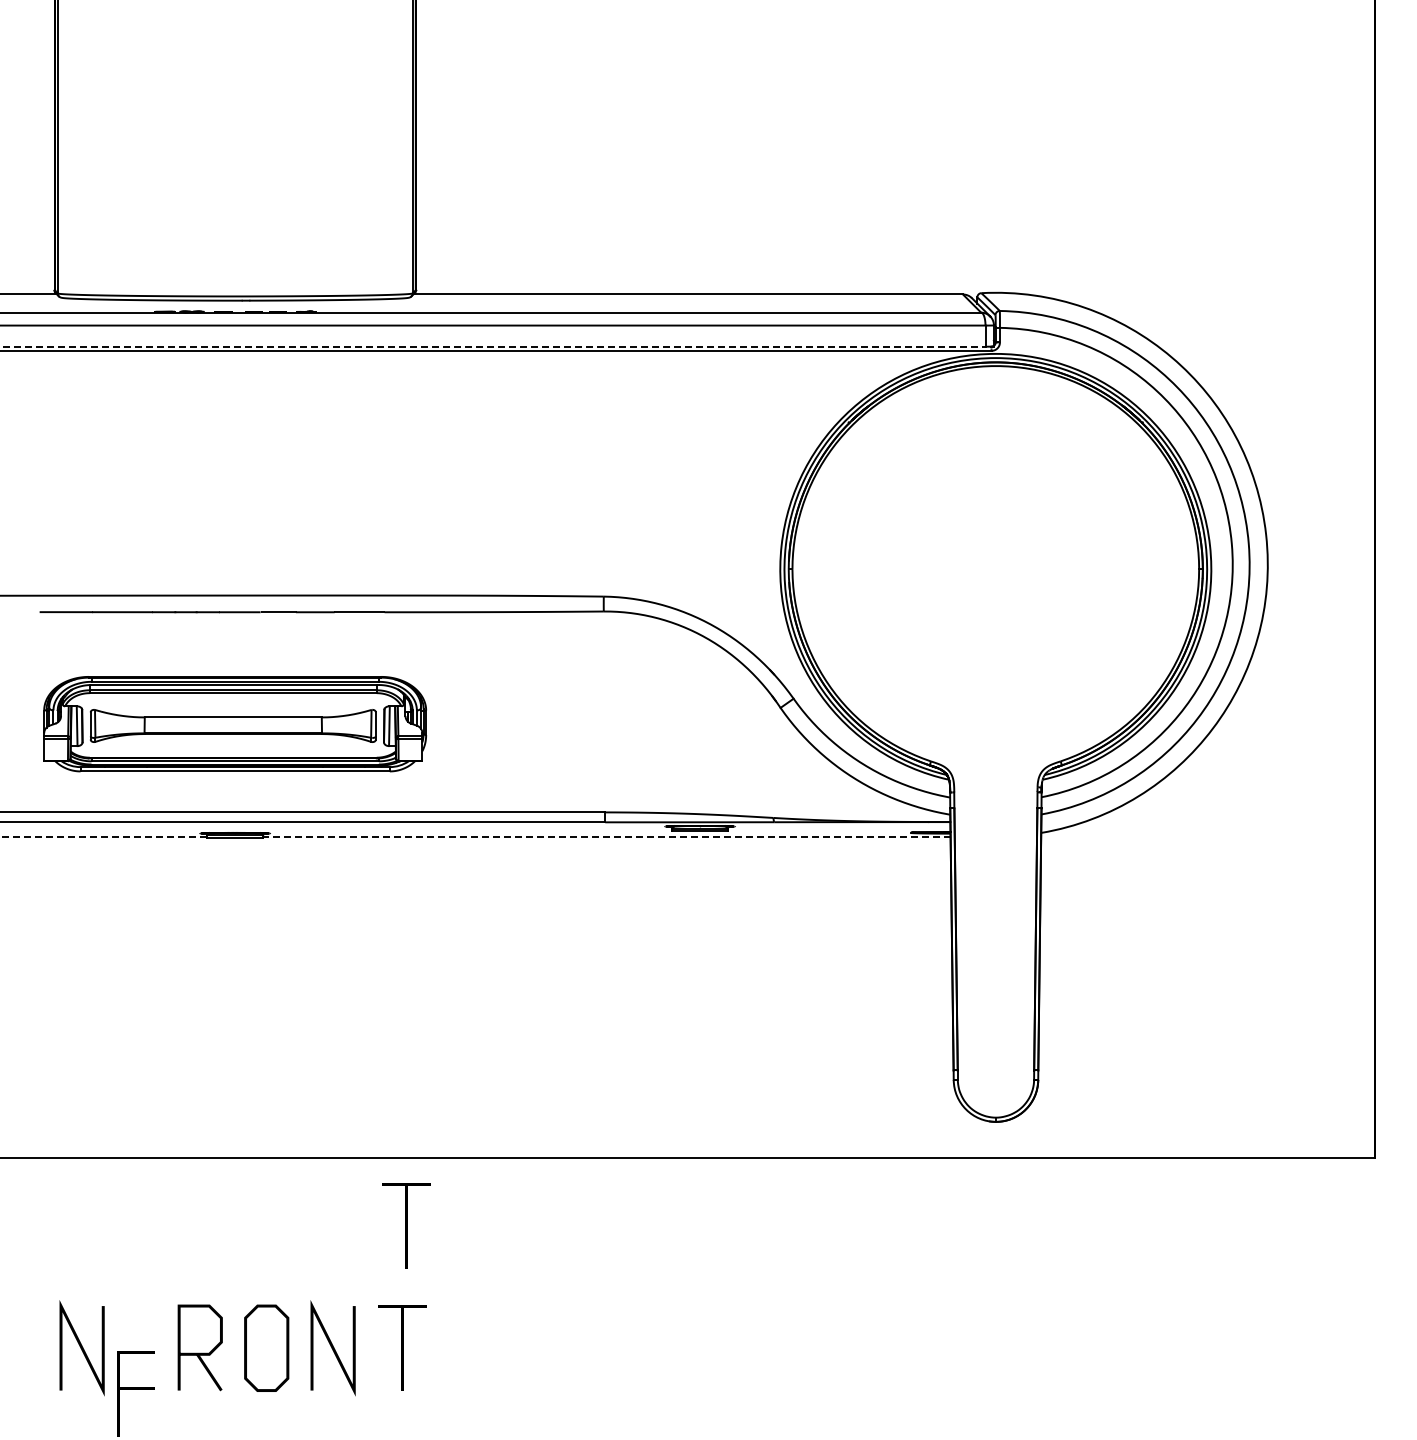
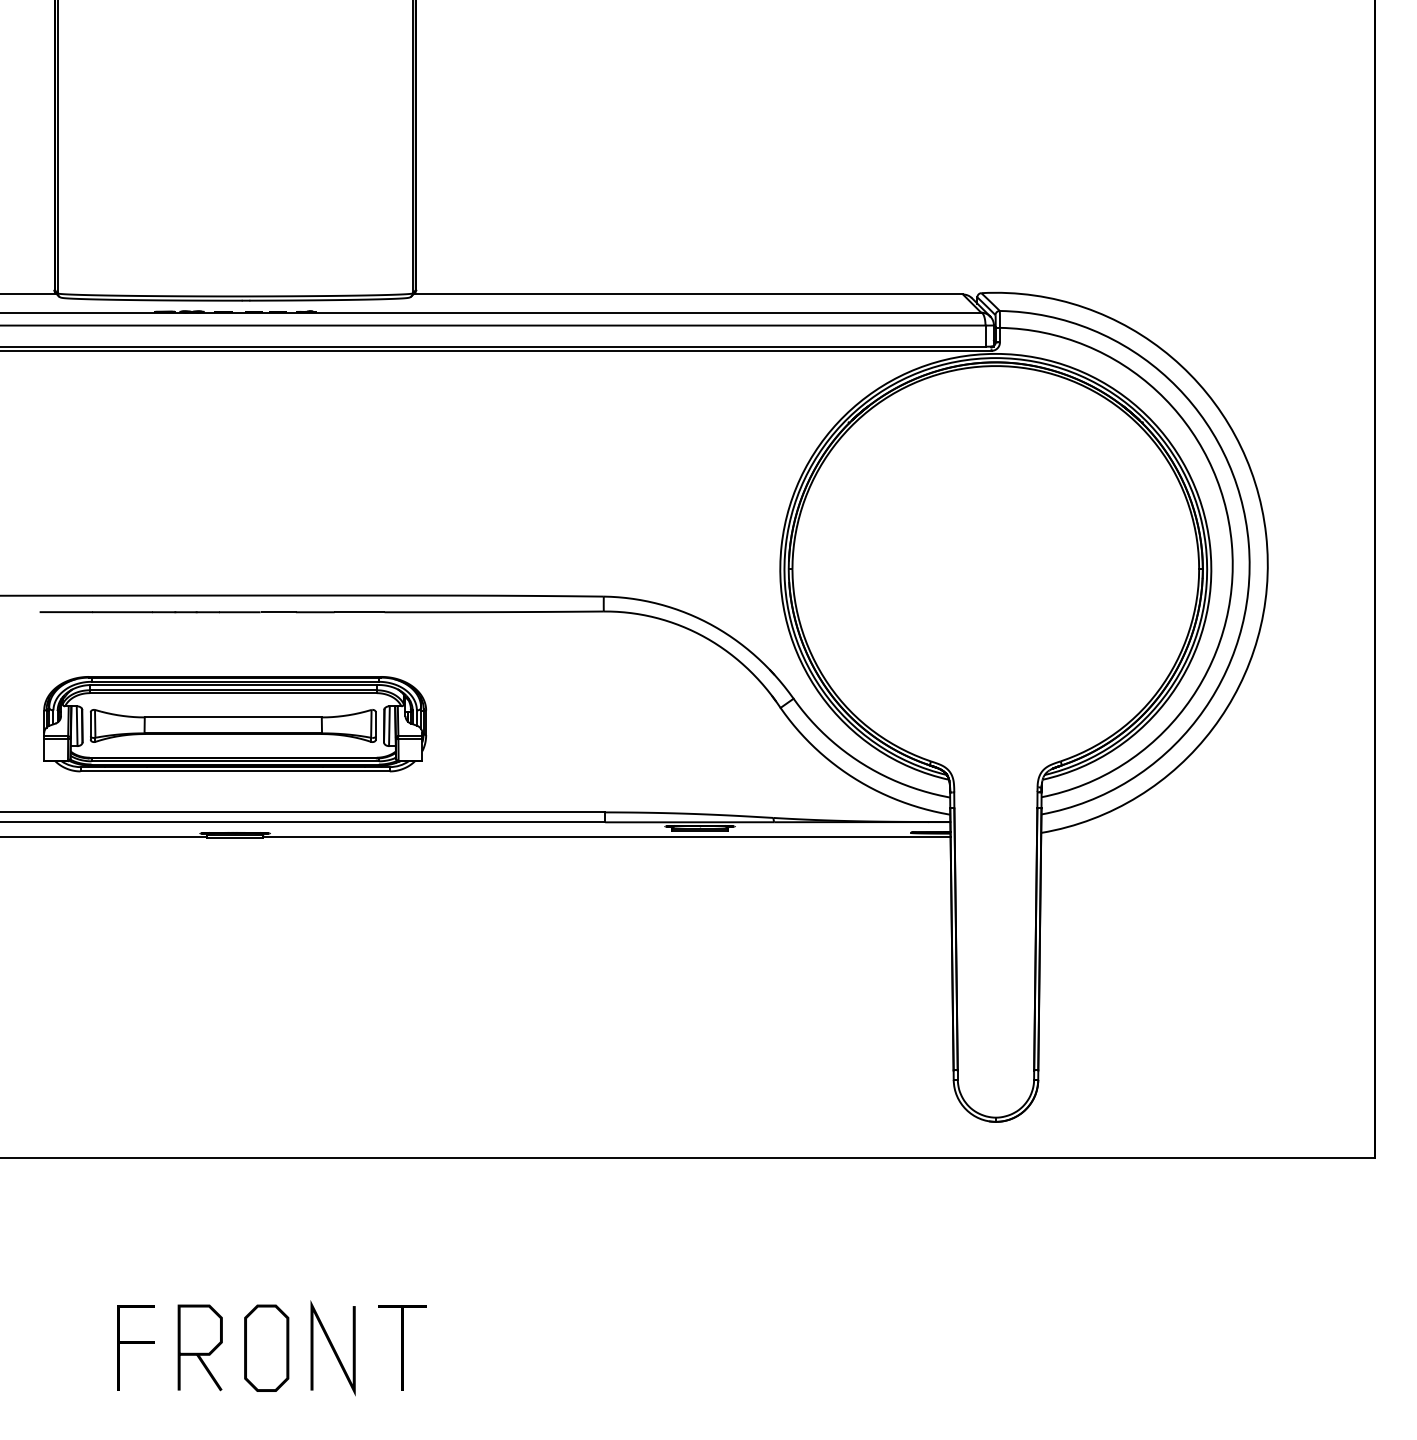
line: dashed -> solid (493, 346)
line: dashed -> solid (103, 836)
line: dashed -> solid (606, 836)
part: present -> none (406, 1225)
line: present -> none (81, 1348)
part position: (135, 1393) -> (135, 1347) (135, 1347)
